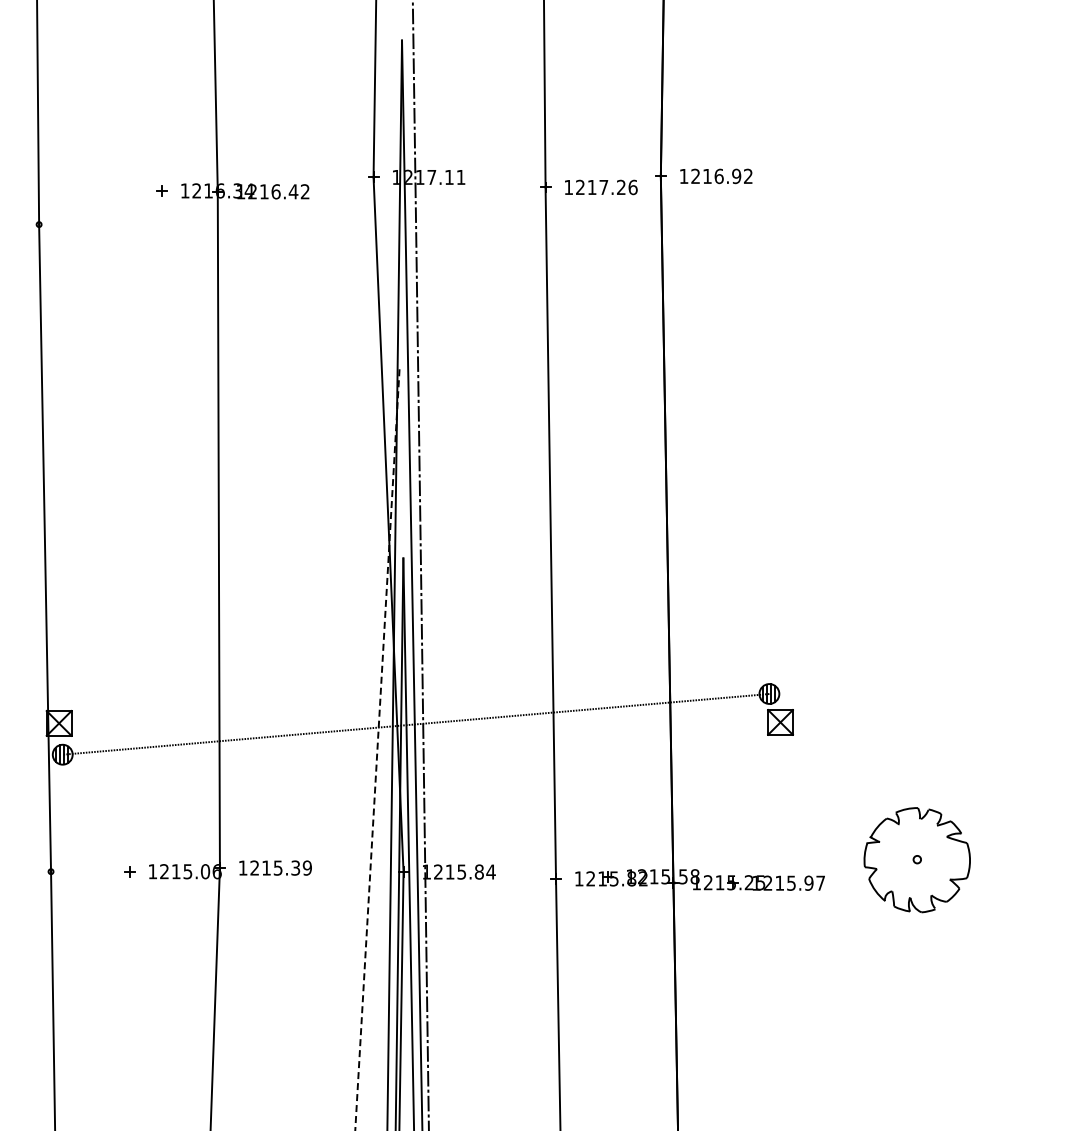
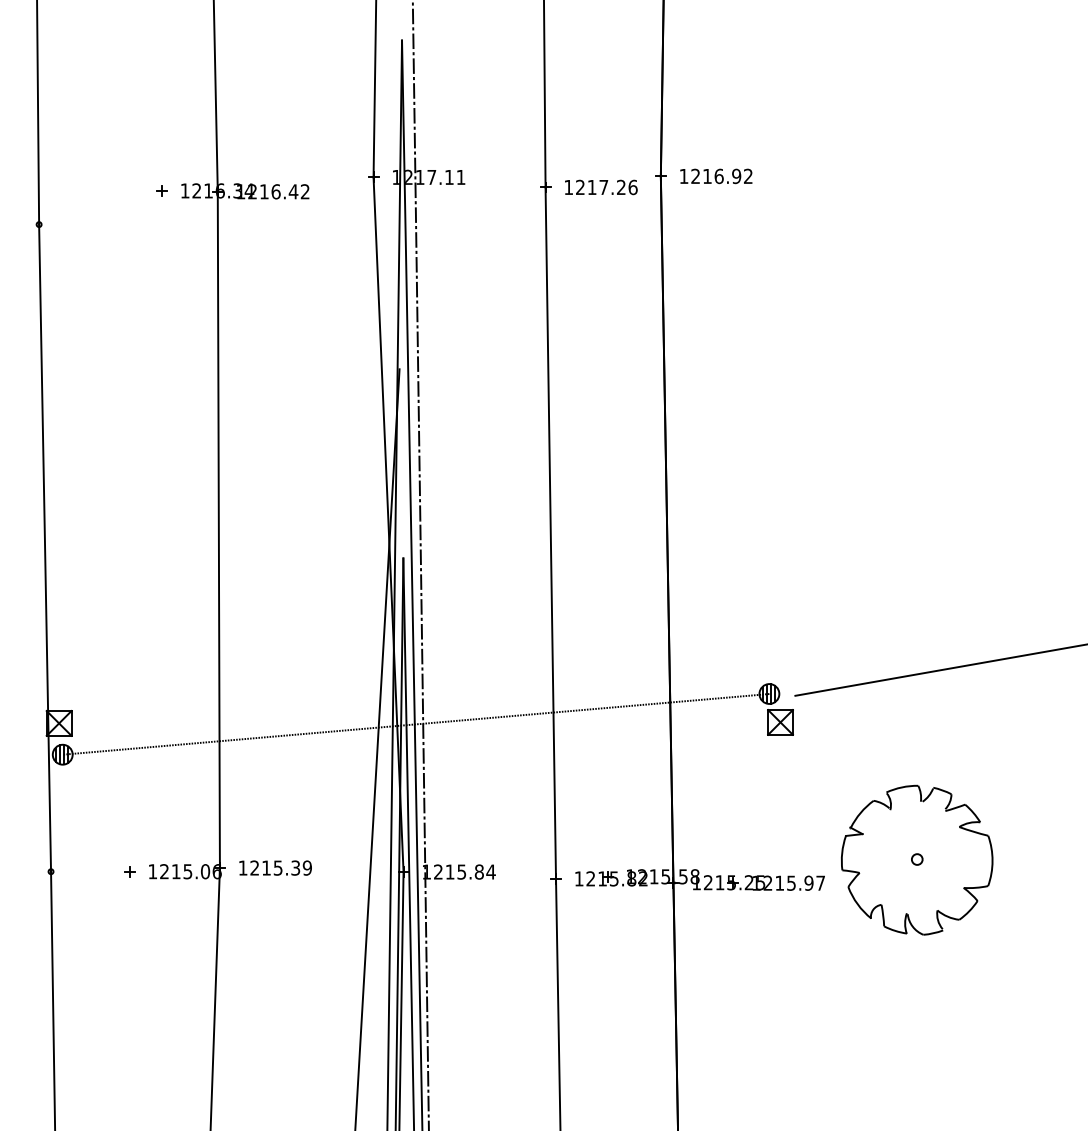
line: none -> present (939, 669)
line: dashed -> solid (377, 750)
part size: 108x107 px -> 153x152 px (917, 859)
